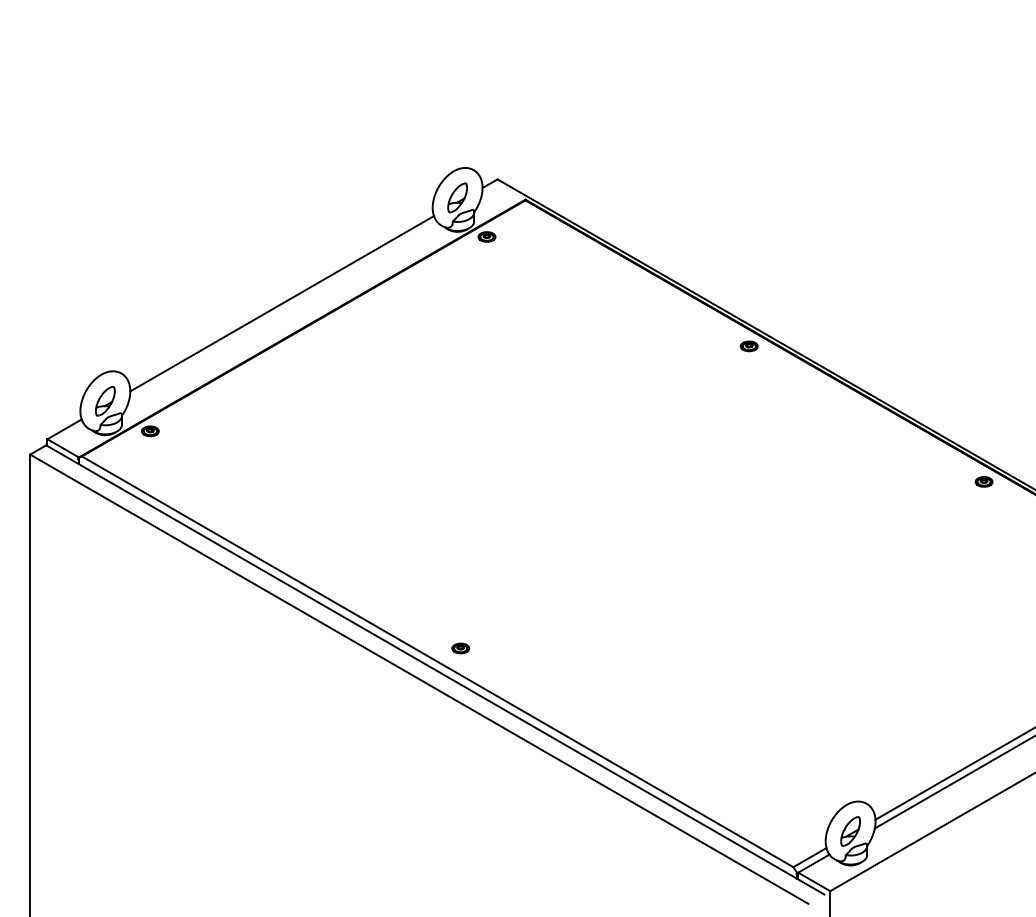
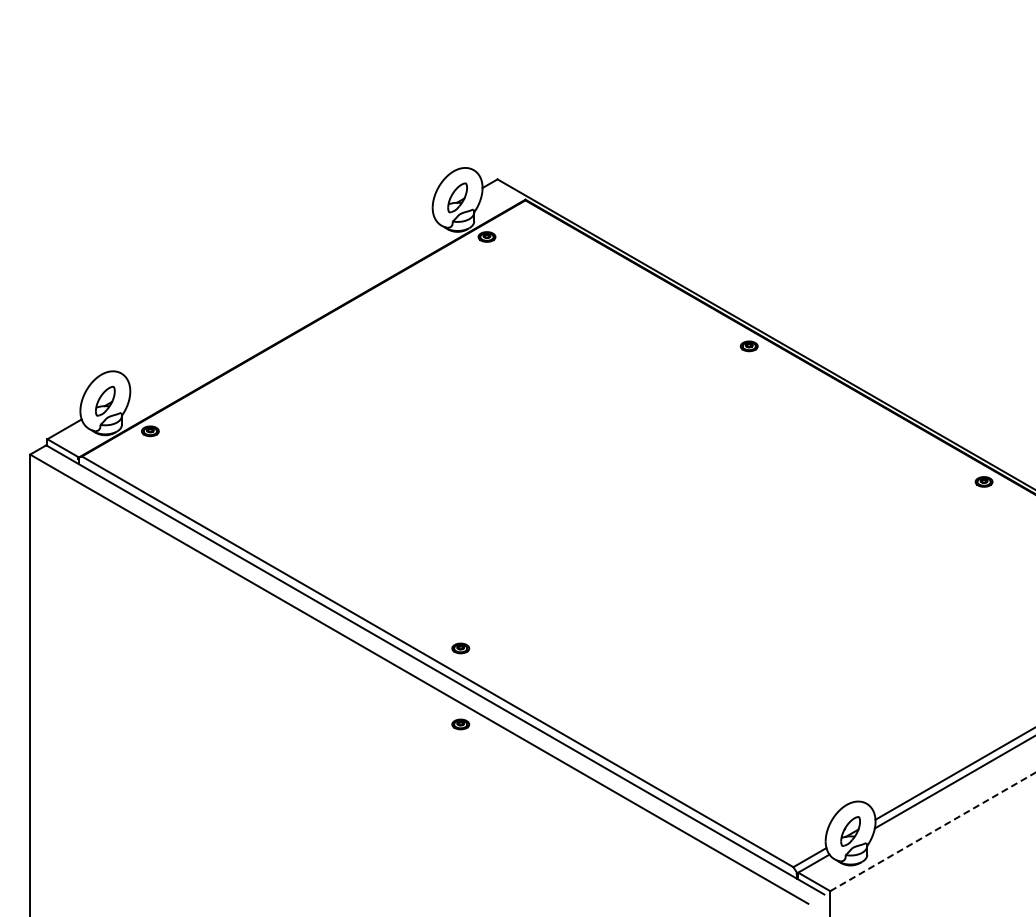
line: present -> none (281, 303)
part: none -> present (460, 724)
line: solid -> dashed (933, 831)
